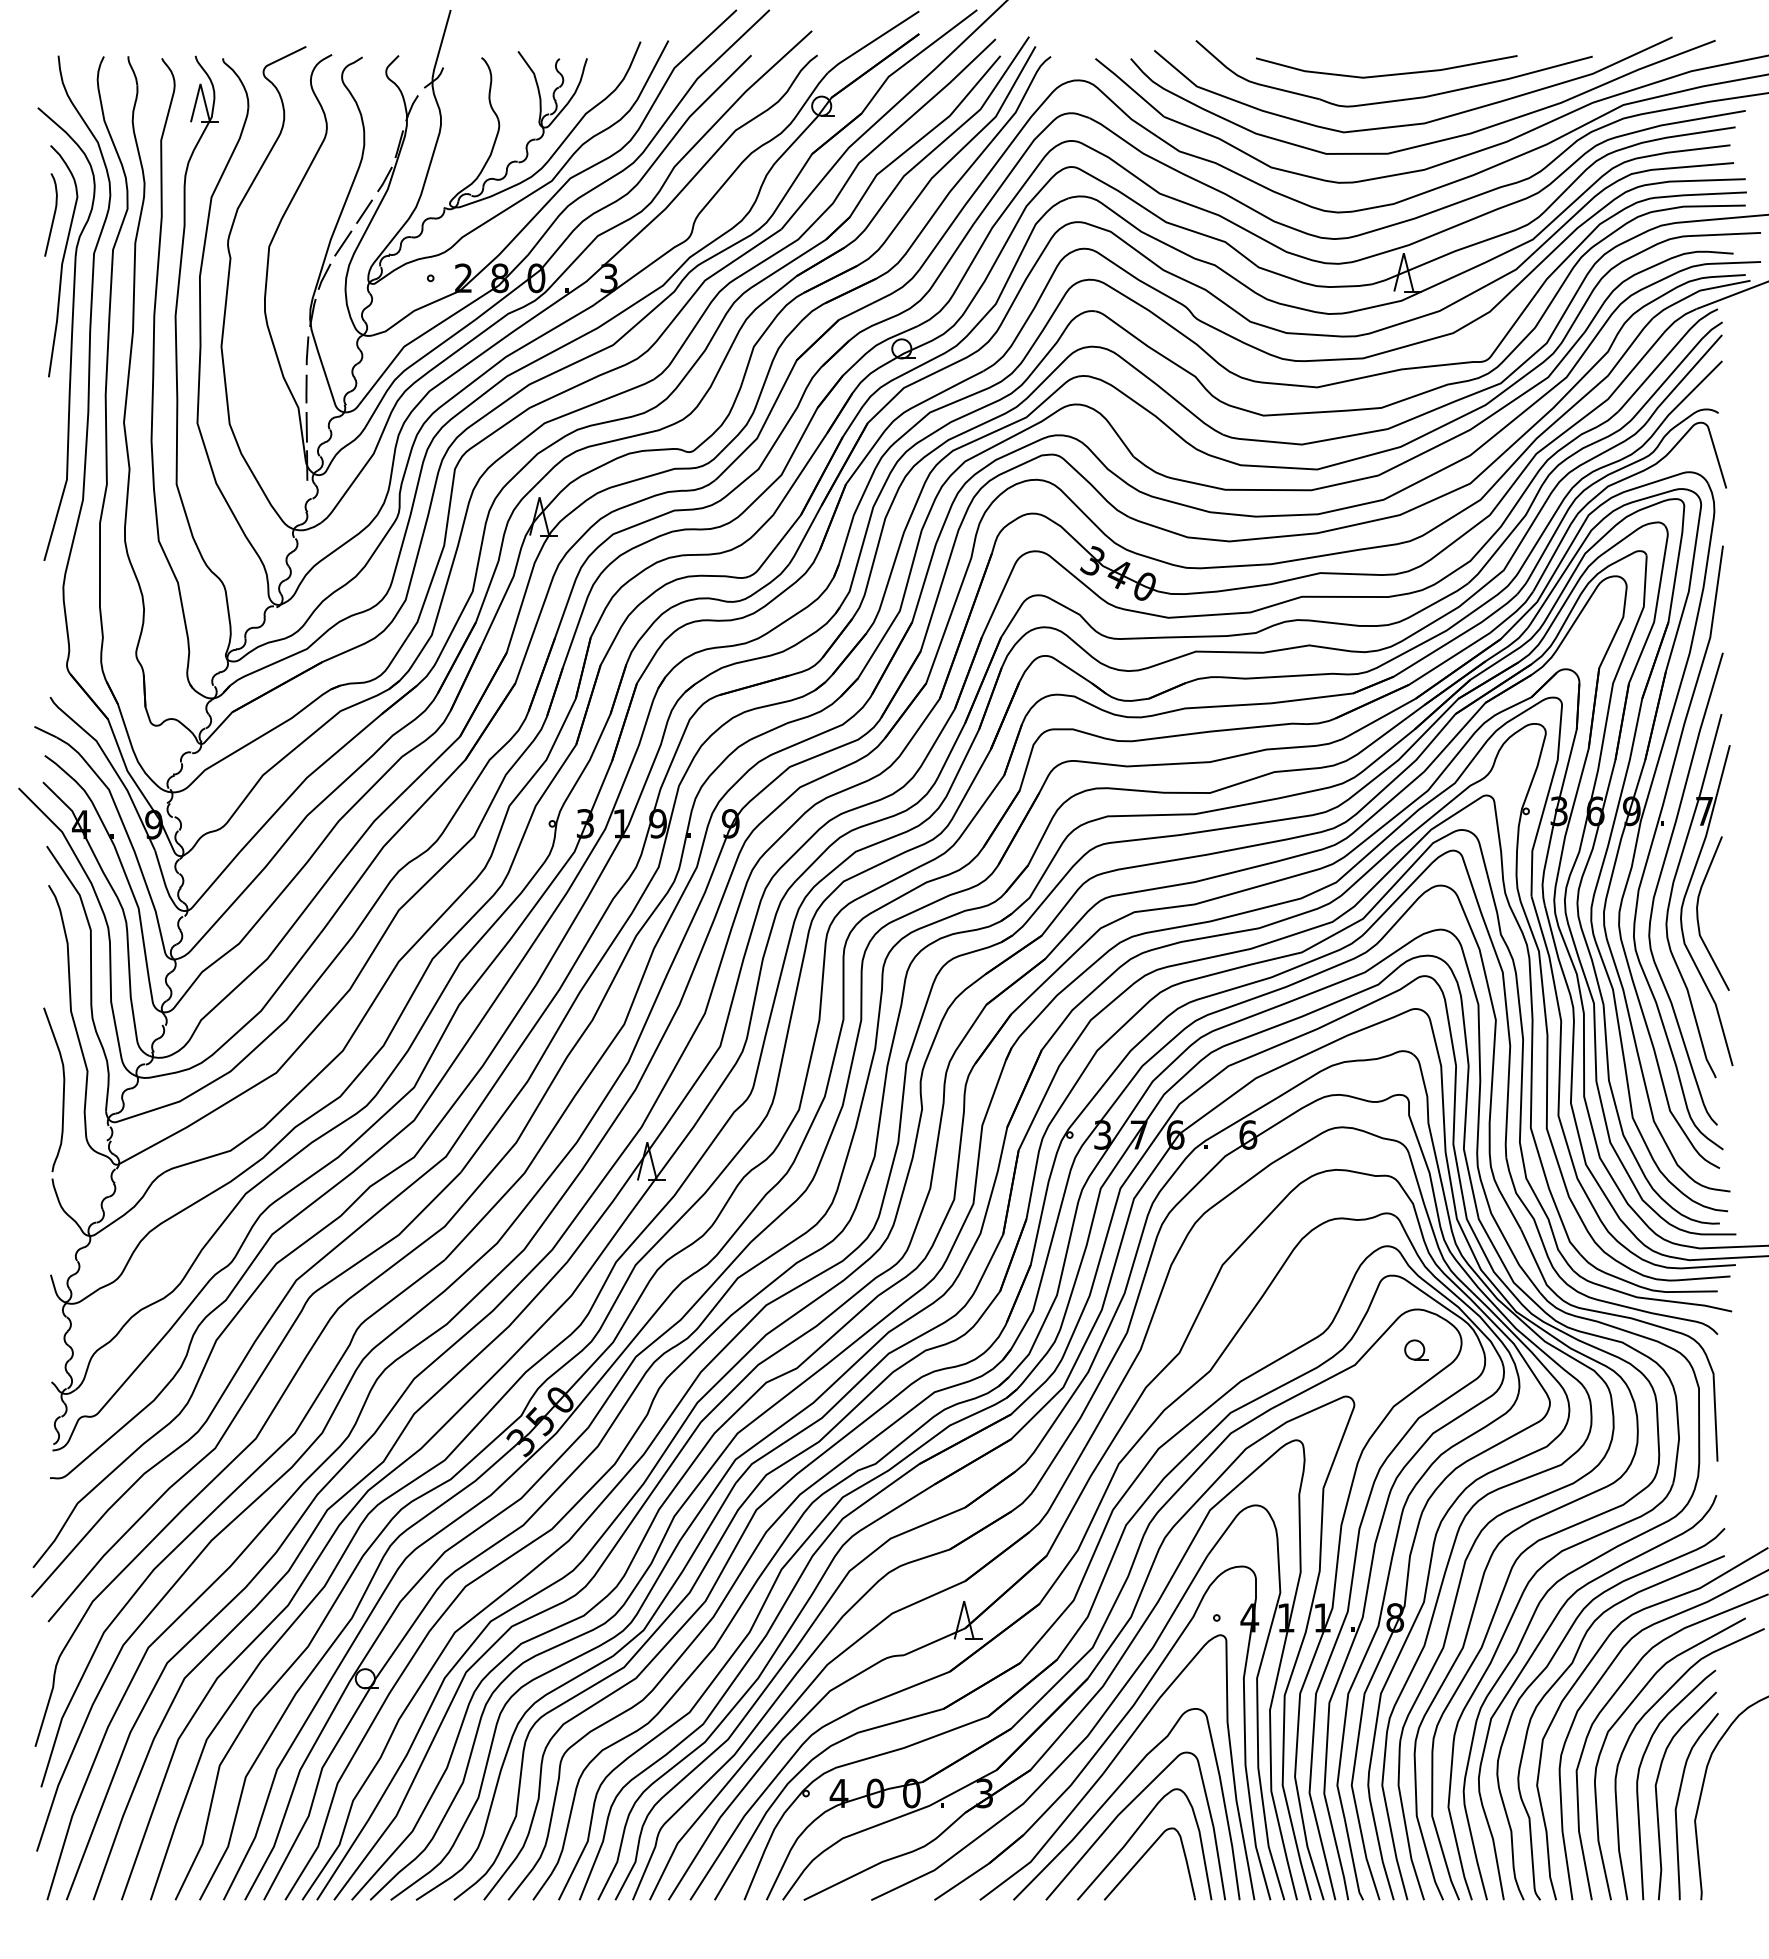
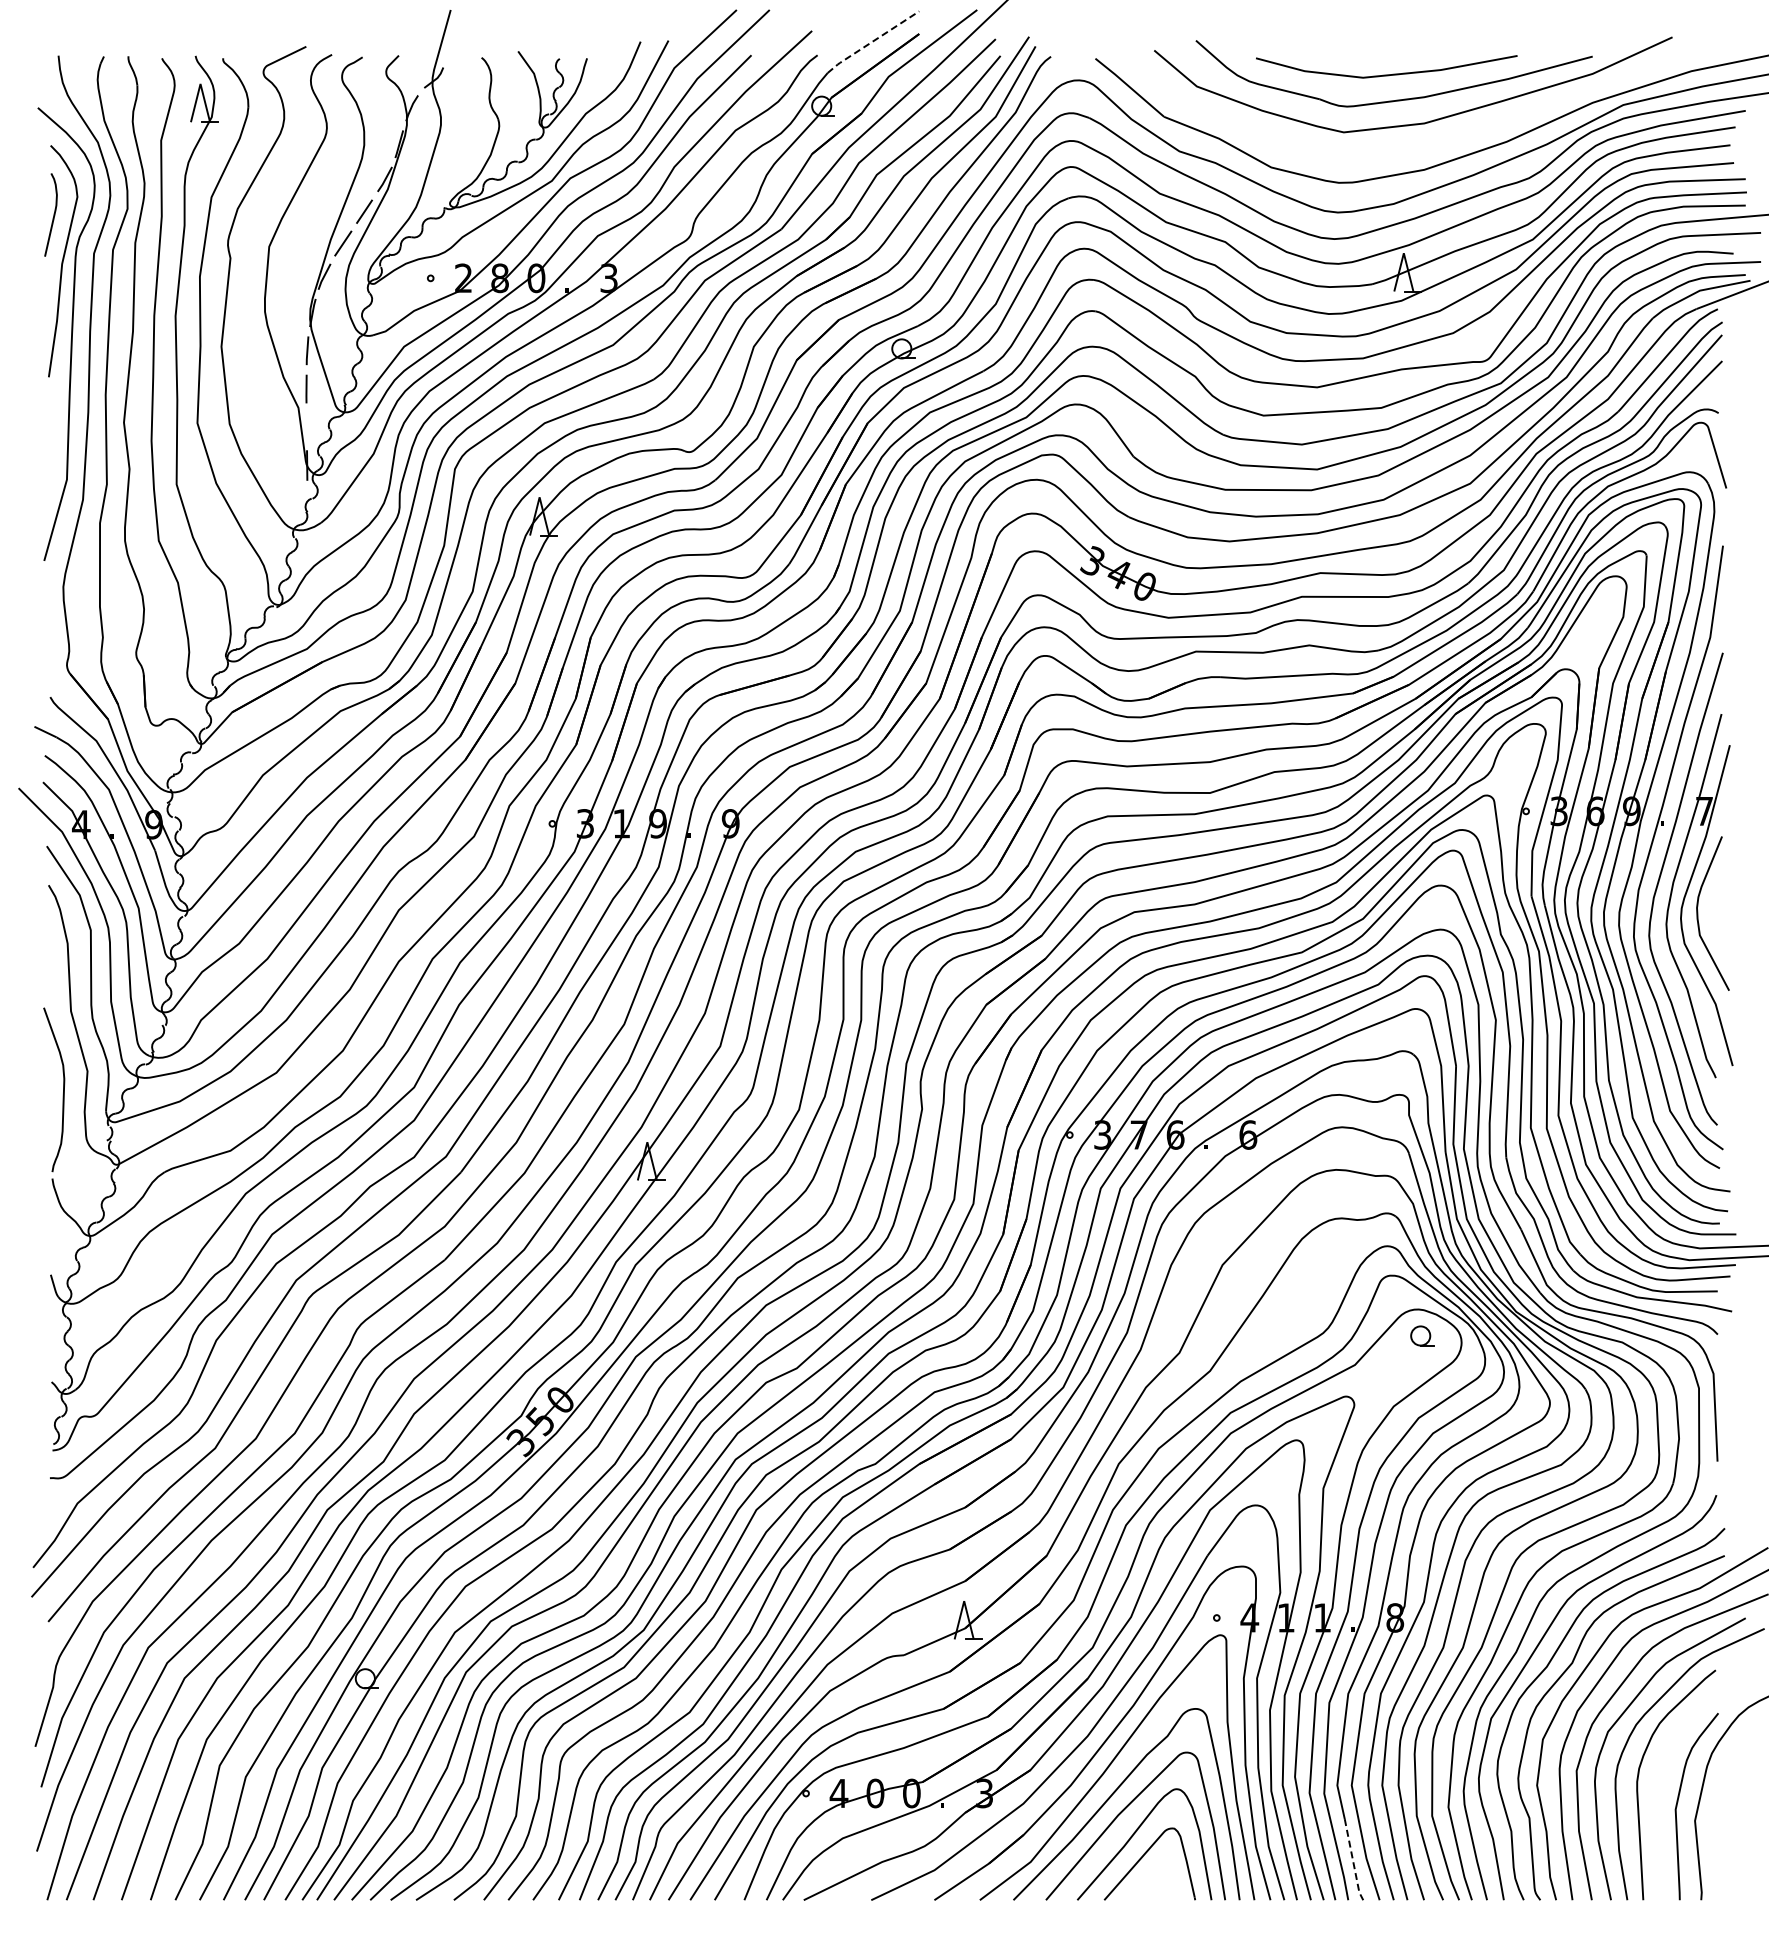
line: solid -> dashed (871, 42)
curve: present -> none (1432, 141)
line: present -> none (306, 426)
part position: (1416, 1349) -> (1422, 1335) (1422, 1335)
curve: present -> none (1657, 1795)
line: solid -> dashed (1353, 1861)
